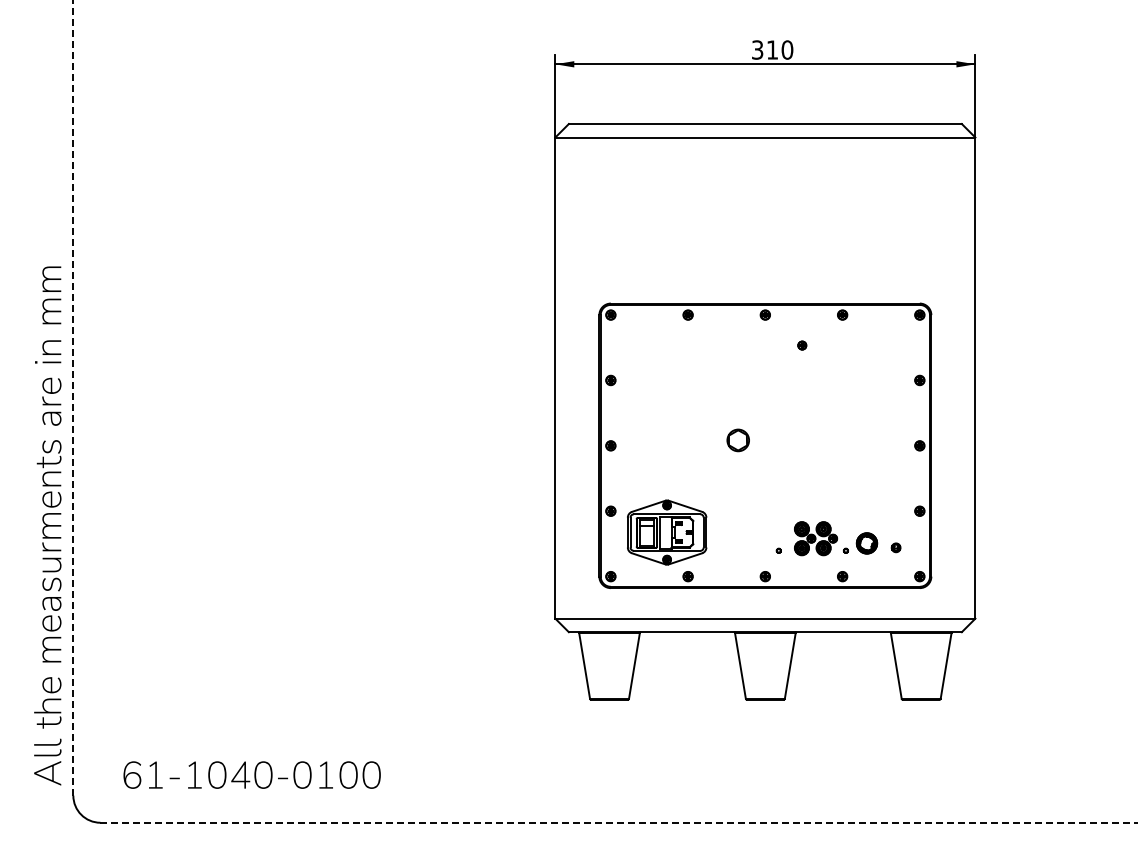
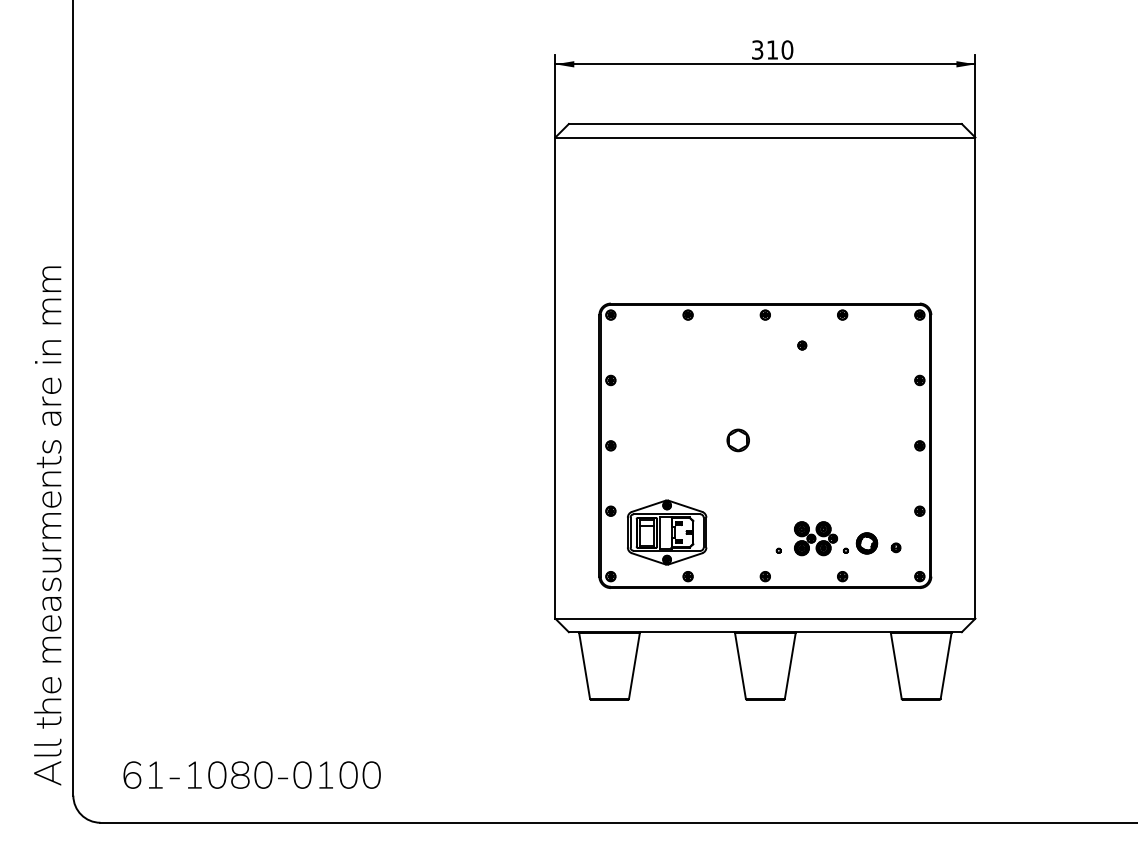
line: dashed -> solid (73, 397)
text: 61-1040-0100 -> 61-1080-0100 (240, 774)
line: dashed -> solid (619, 822)
